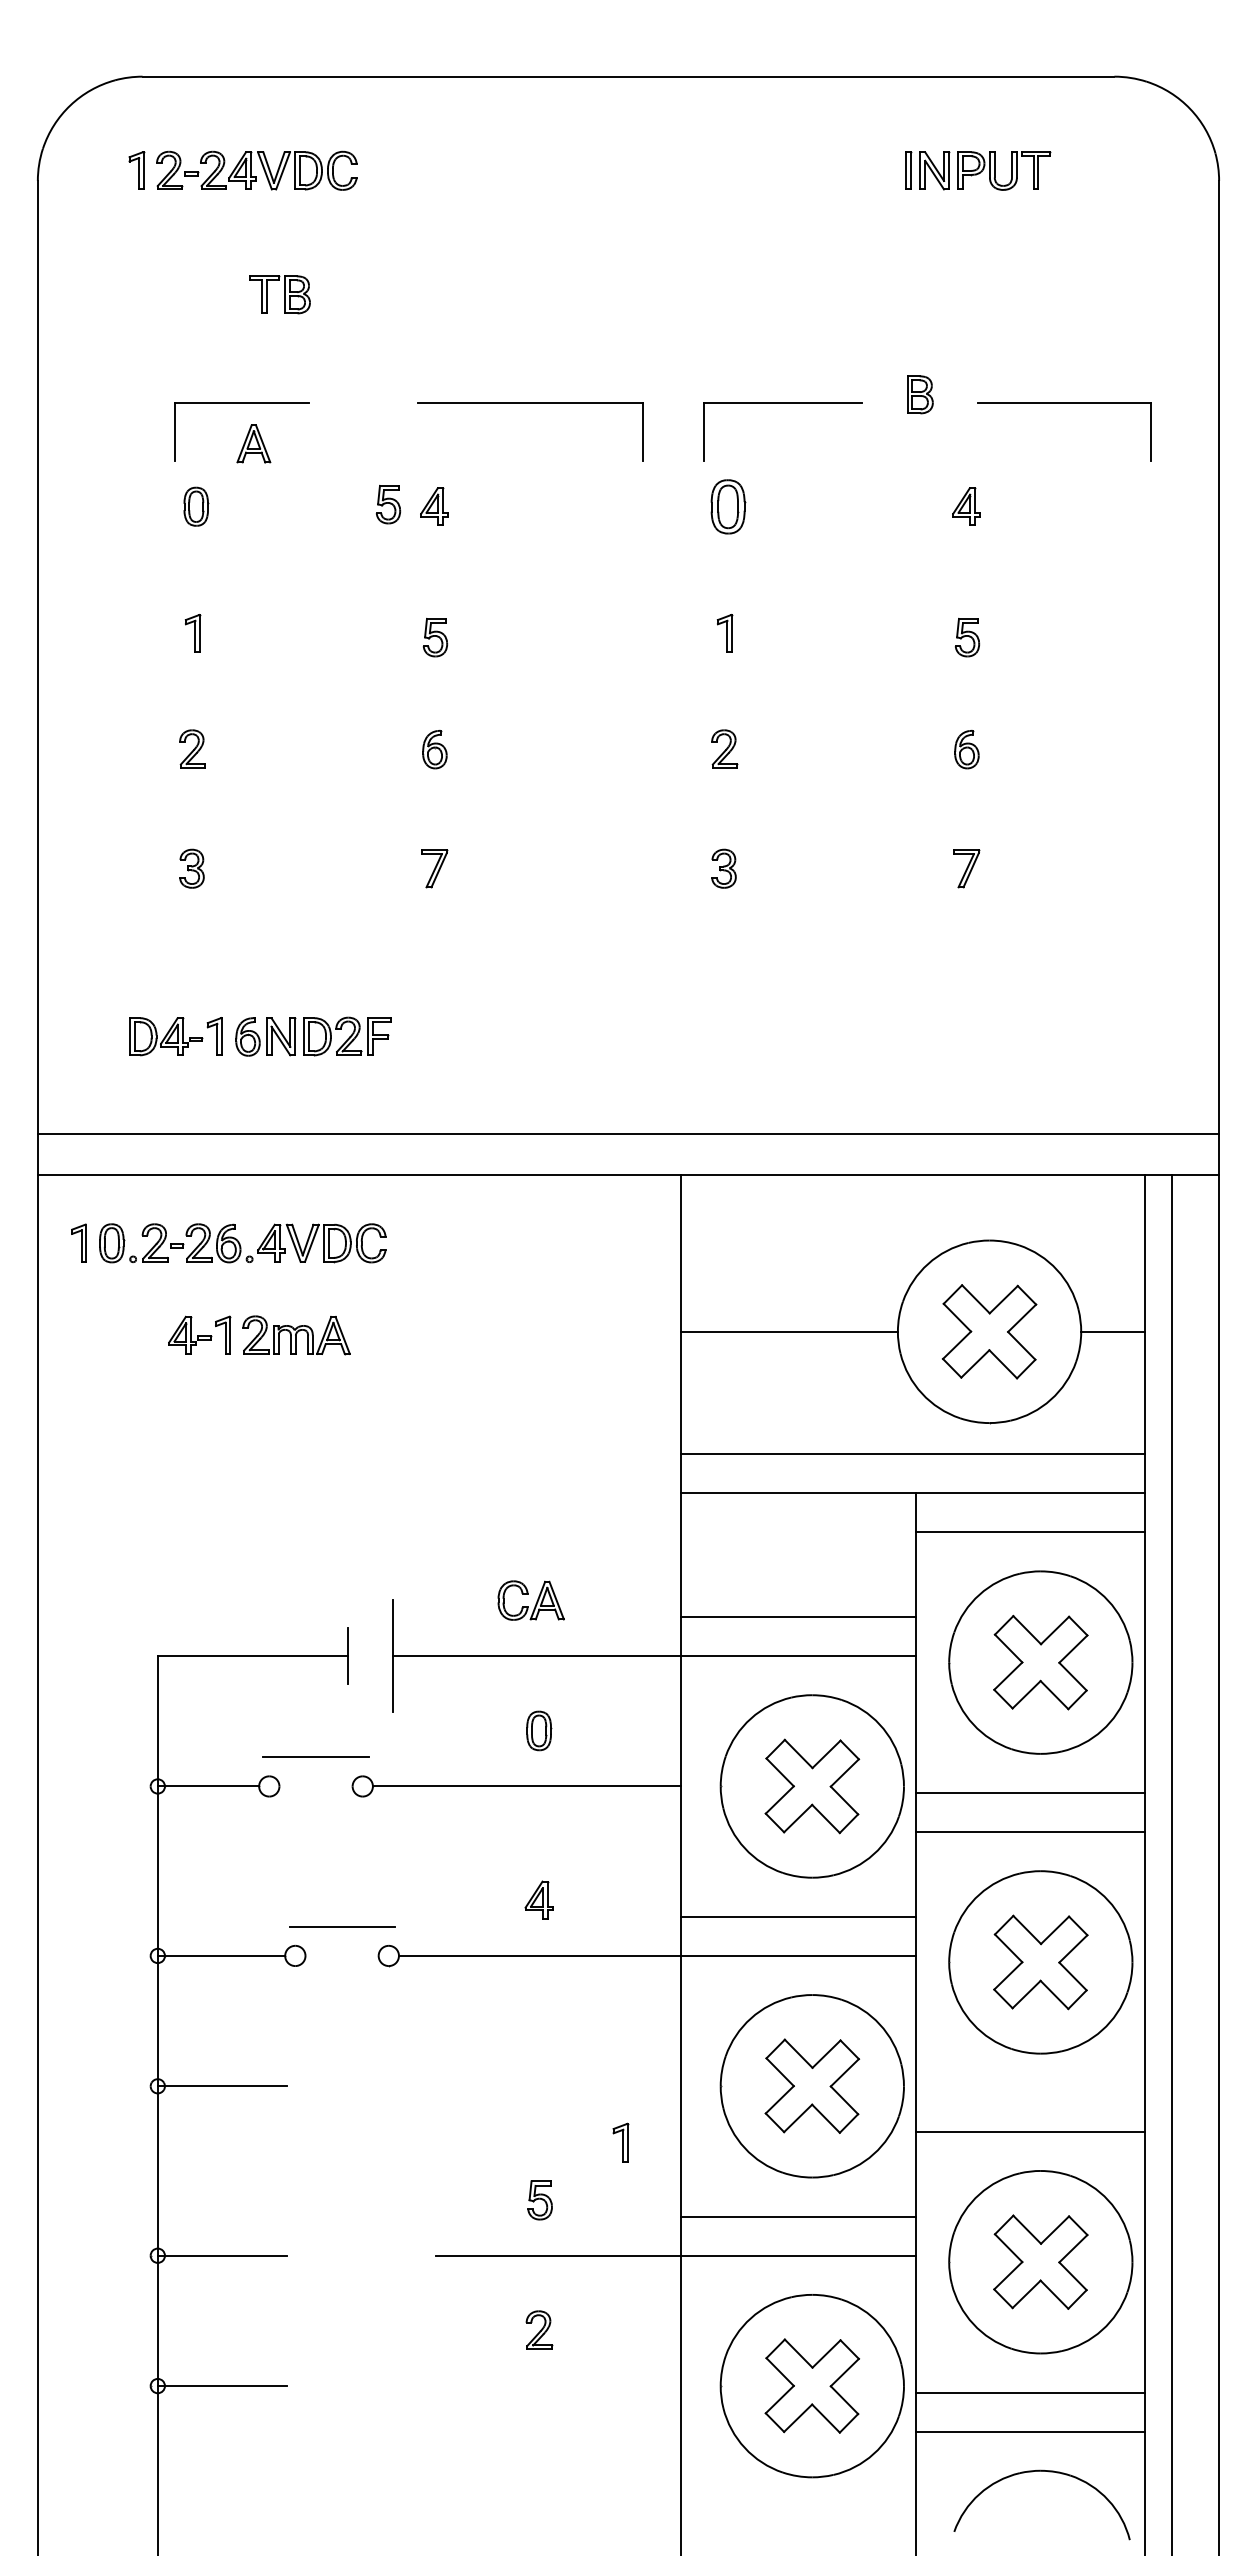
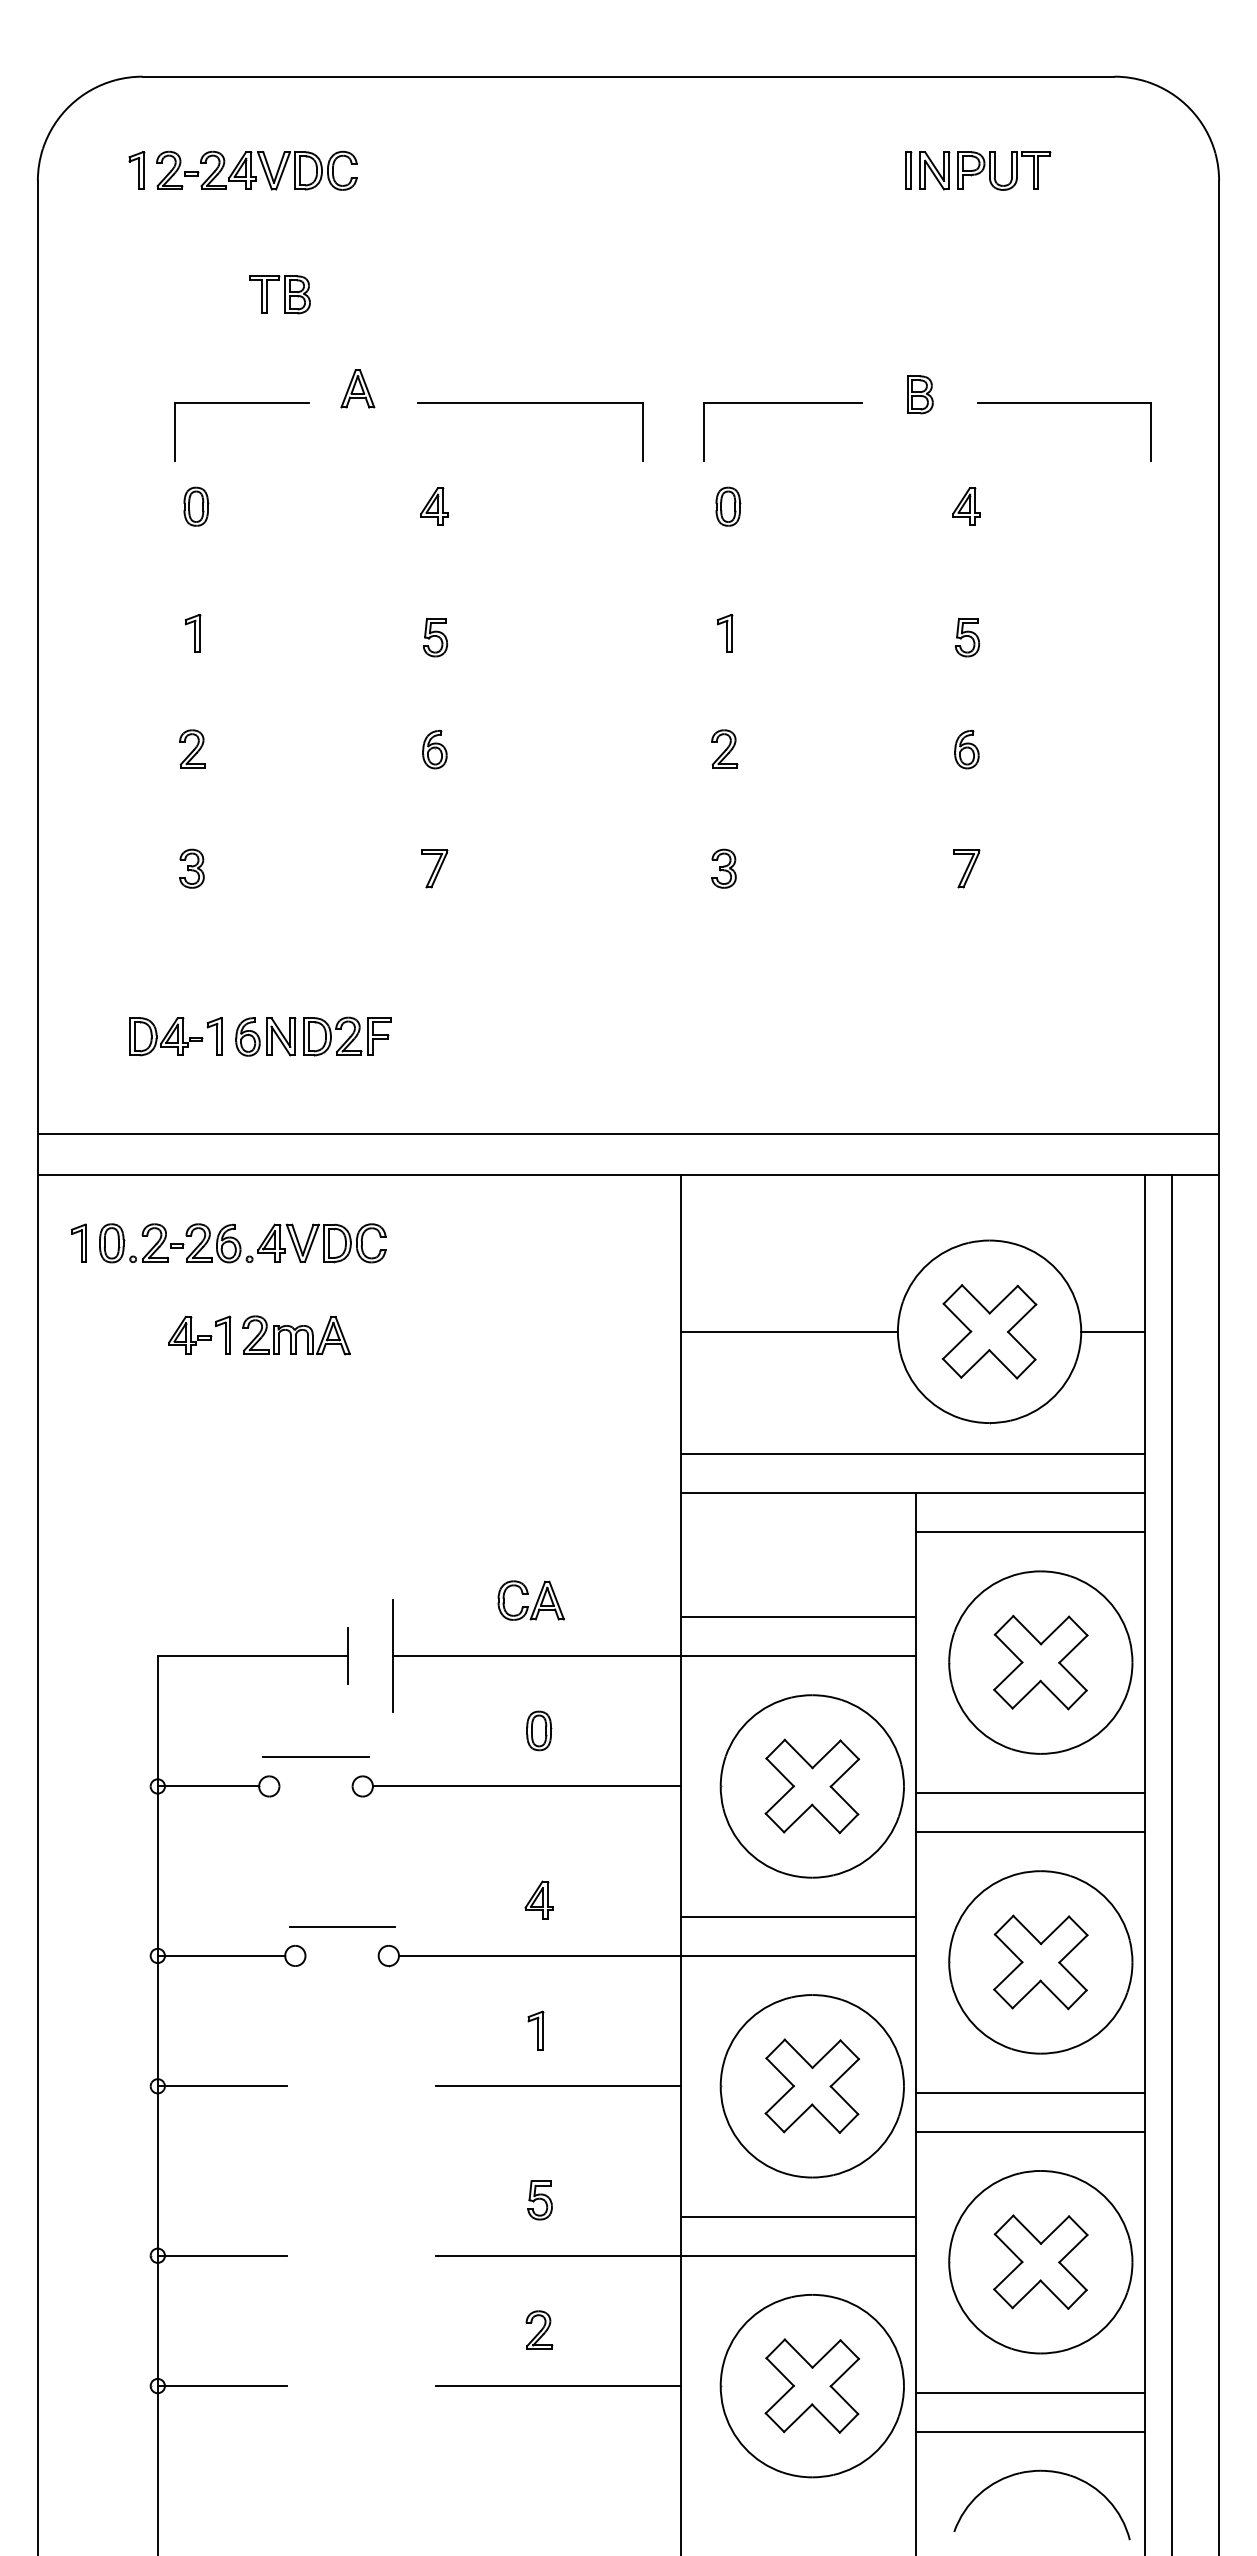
part position: (253, 443) -> (357, 388) (357, 388)
part: present -> none (388, 504)
part size: 37x56 px -> 27x41 px (728, 506)
line: none -> present (558, 2086)
line: none -> present (1030, 2092)
part position: (620, 2142) -> (535, 2030) (535, 2030)
line: none -> present (558, 2386)
